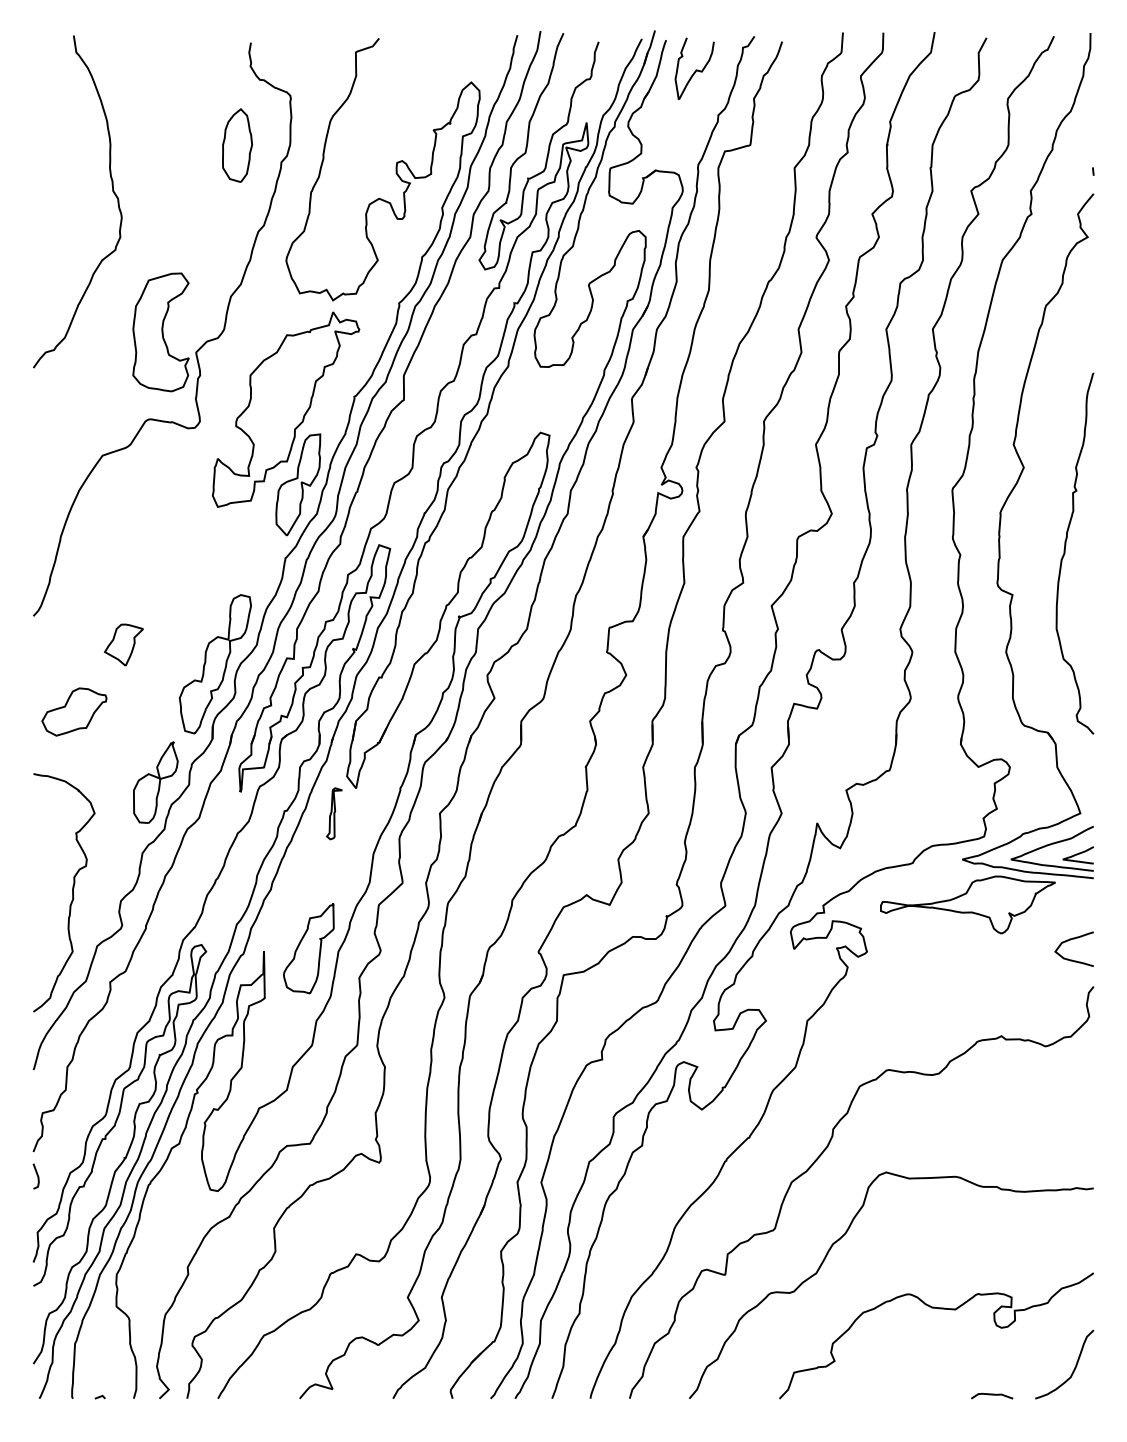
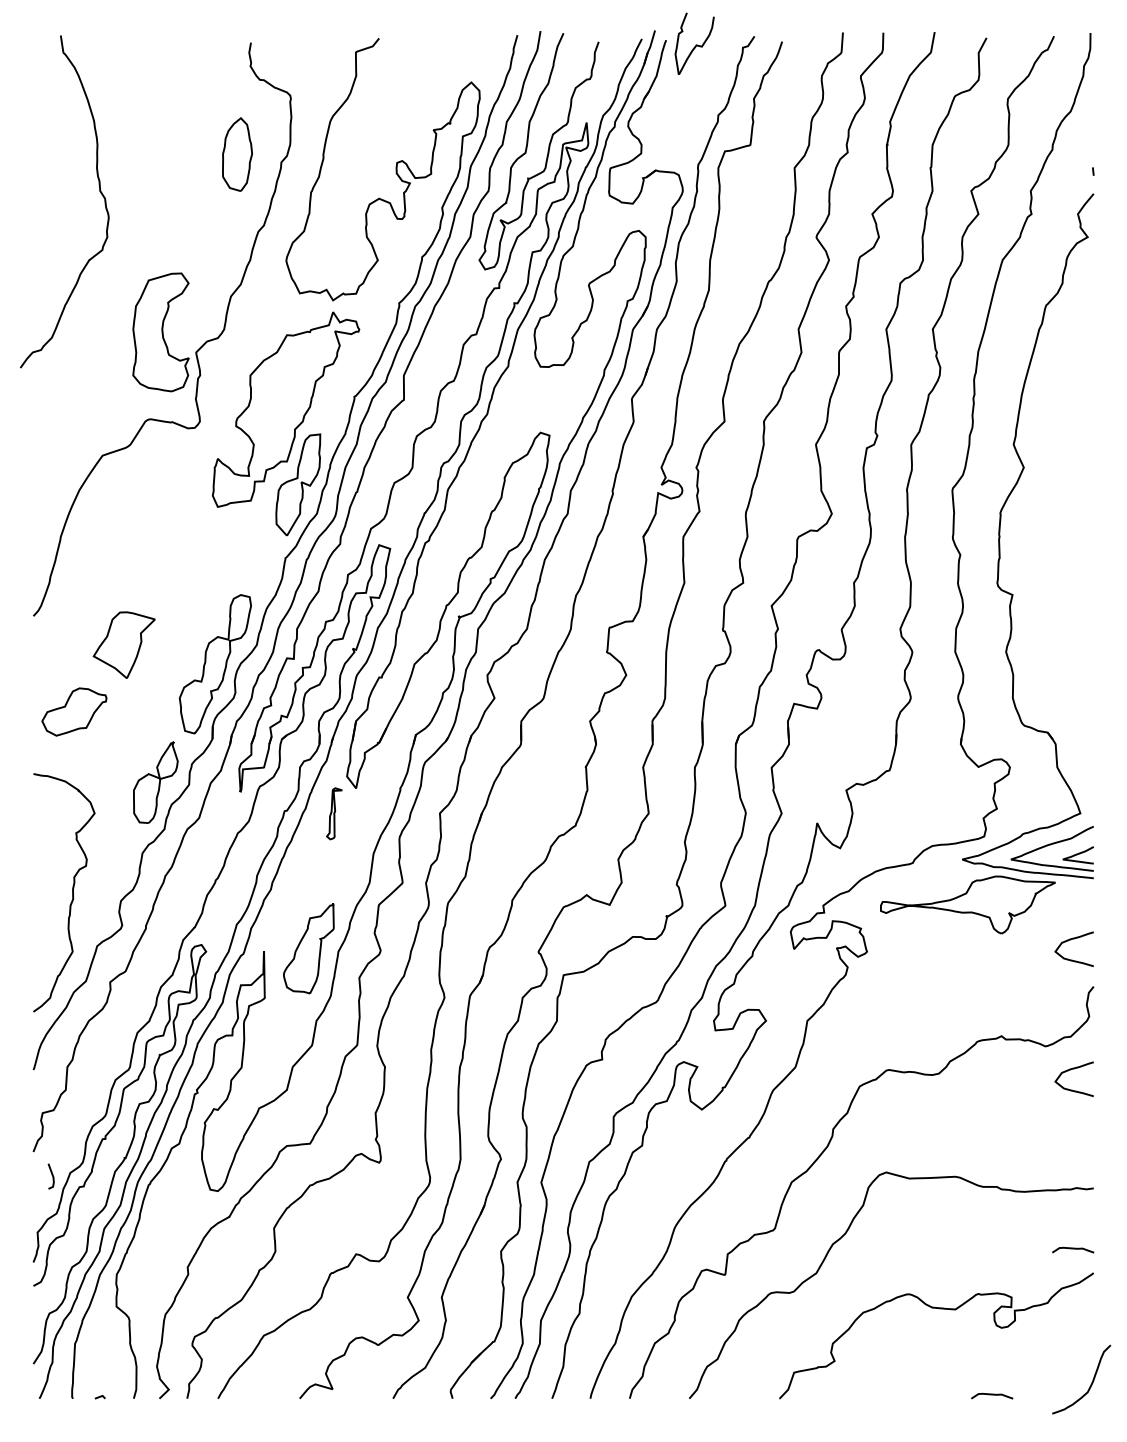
curve position: (696, 69) -> (696, 44) (696, 44)
part position: (237, 145) -> (237, 154) (237, 154)
curve position: (112, 191) -> (99, 191) (99, 191)
curve: present -> none (1065, 553)
part size: 41x44 px -> 64x68 px (123, 644)
curve: none -> present (1070, 1070)
line position: (36, 1175) -> (51, 1175) (51, 1175)
curve: none -> present (1073, 1249)
curve position: (1073, 1369) -> (1090, 1384) (1090, 1384)
